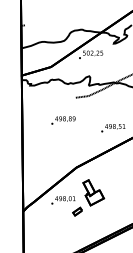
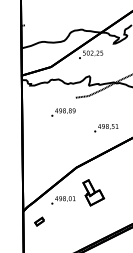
text position: (63, 120) -> (63, 112) (63, 112)
text position: (113, 128) -> (106, 128) (106, 128)
part position: (77, 211) -> (39, 221) (39, 221)
